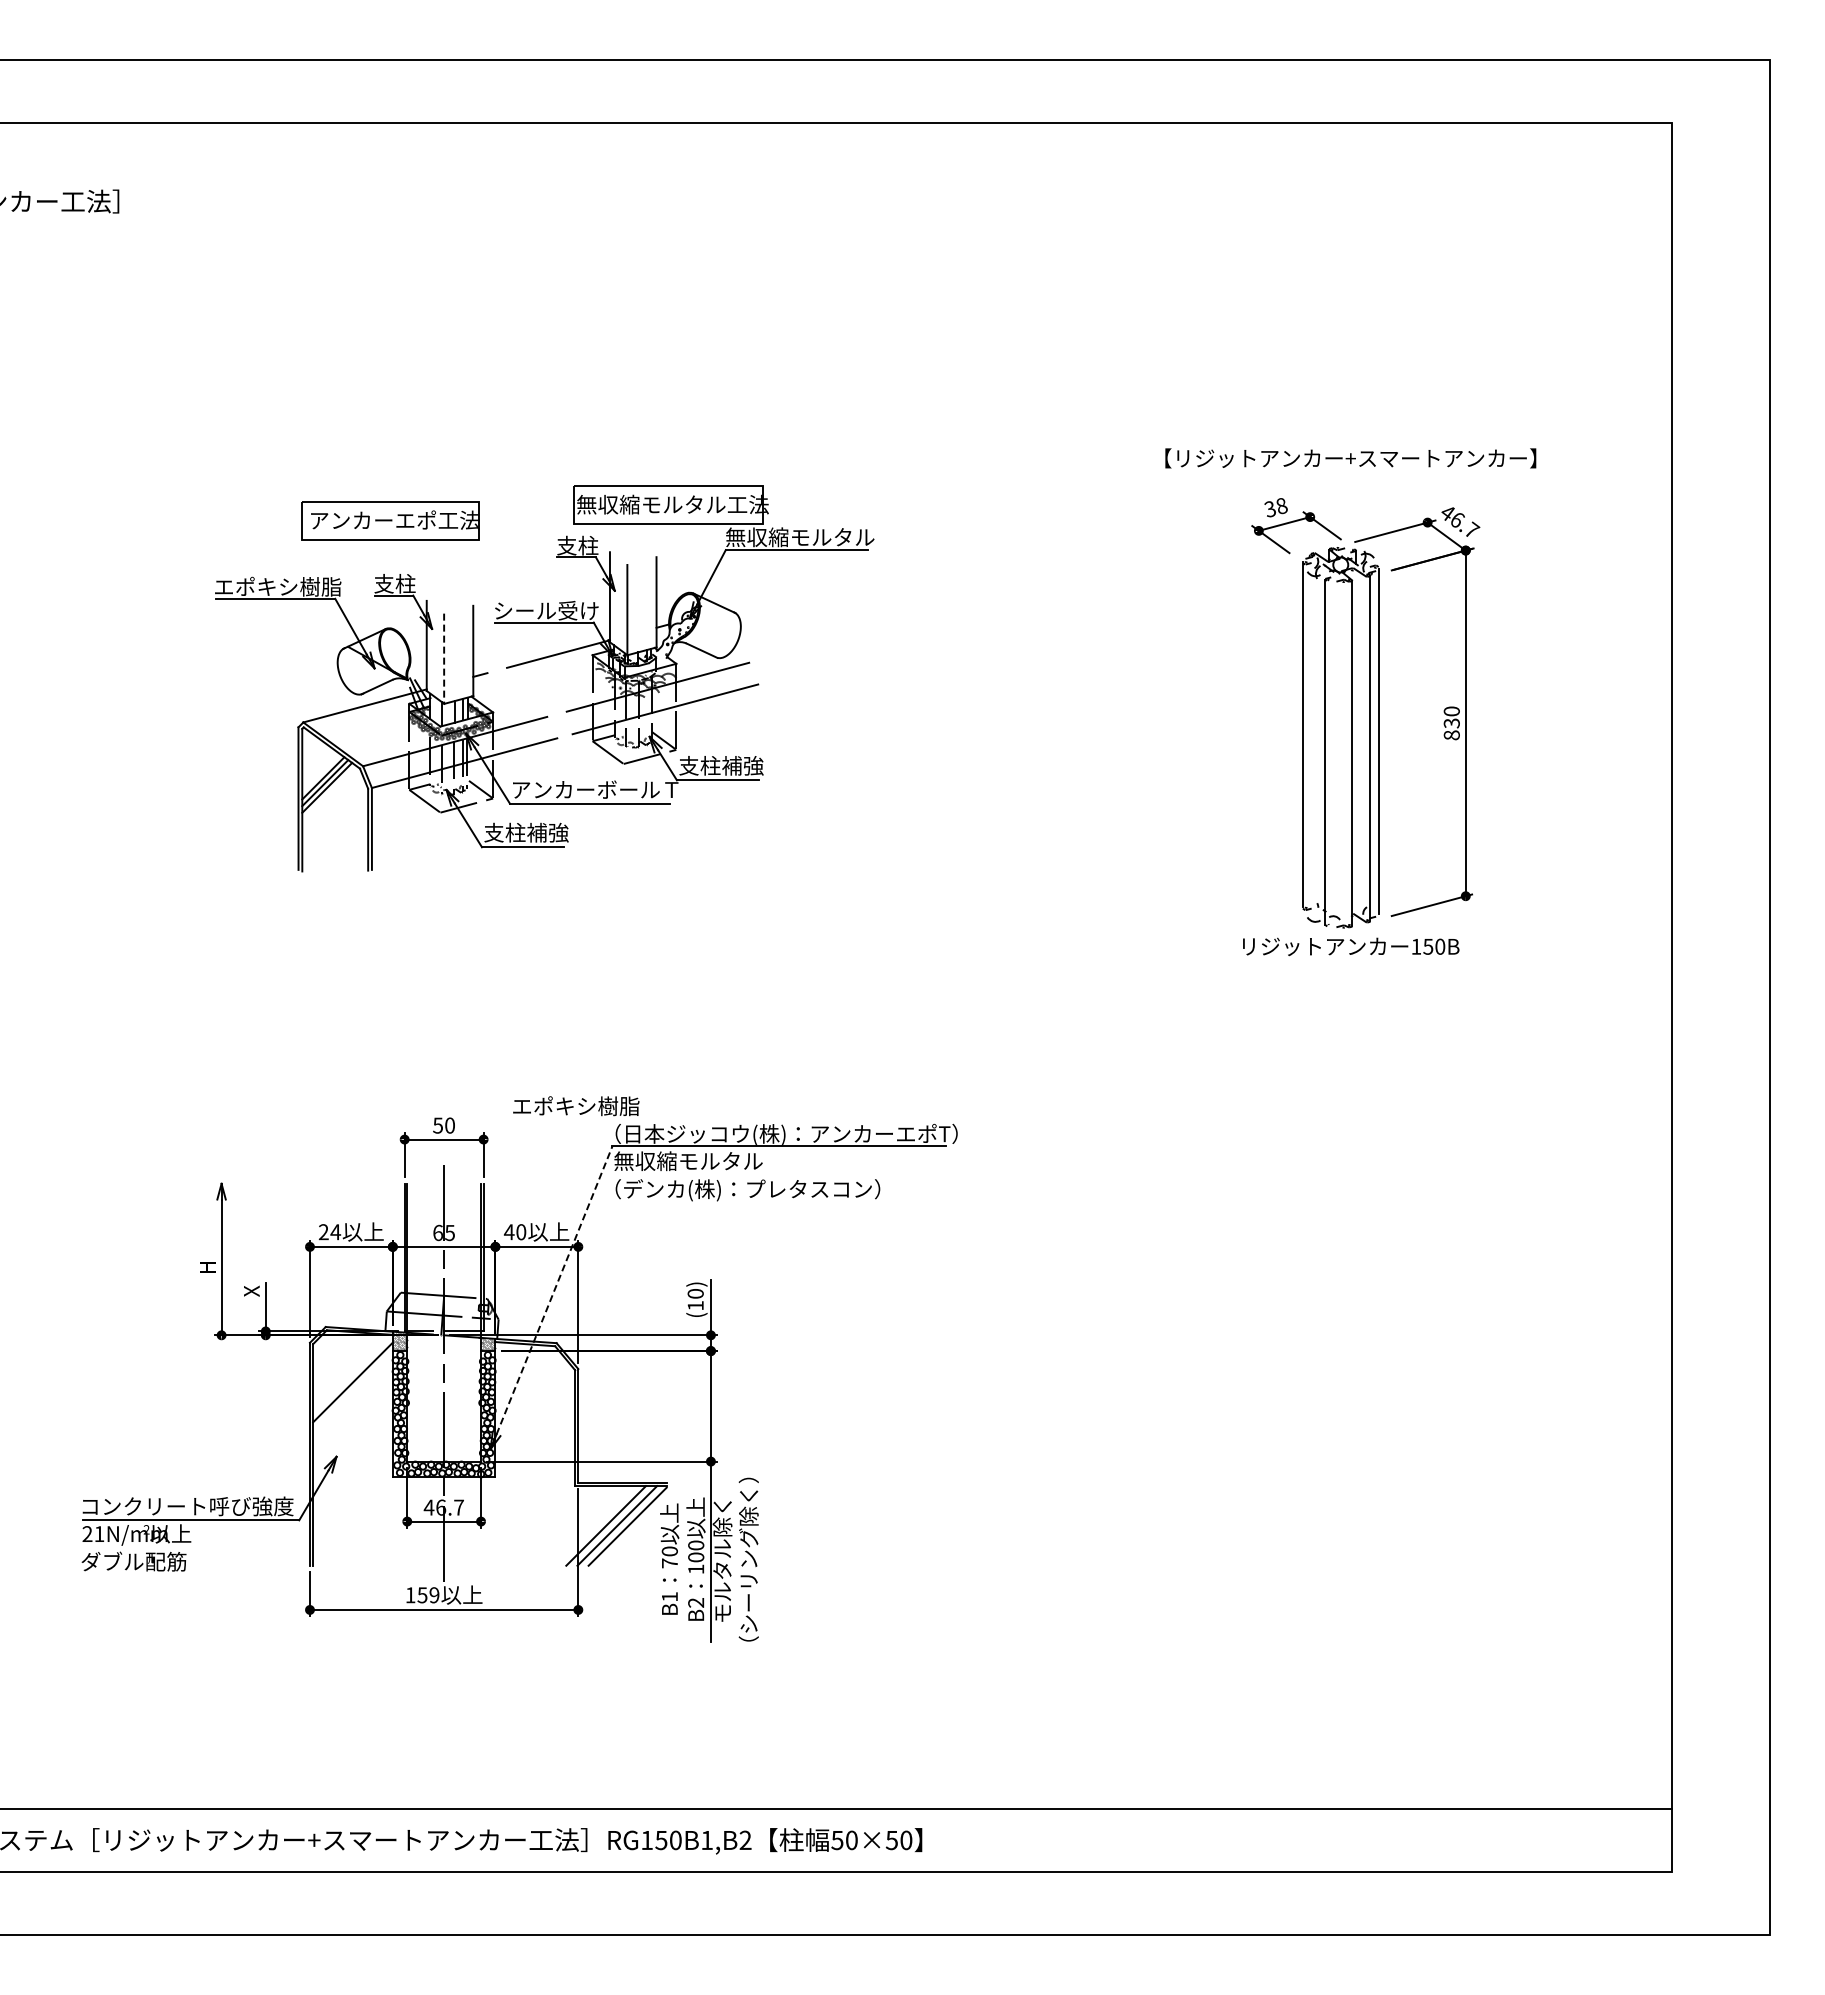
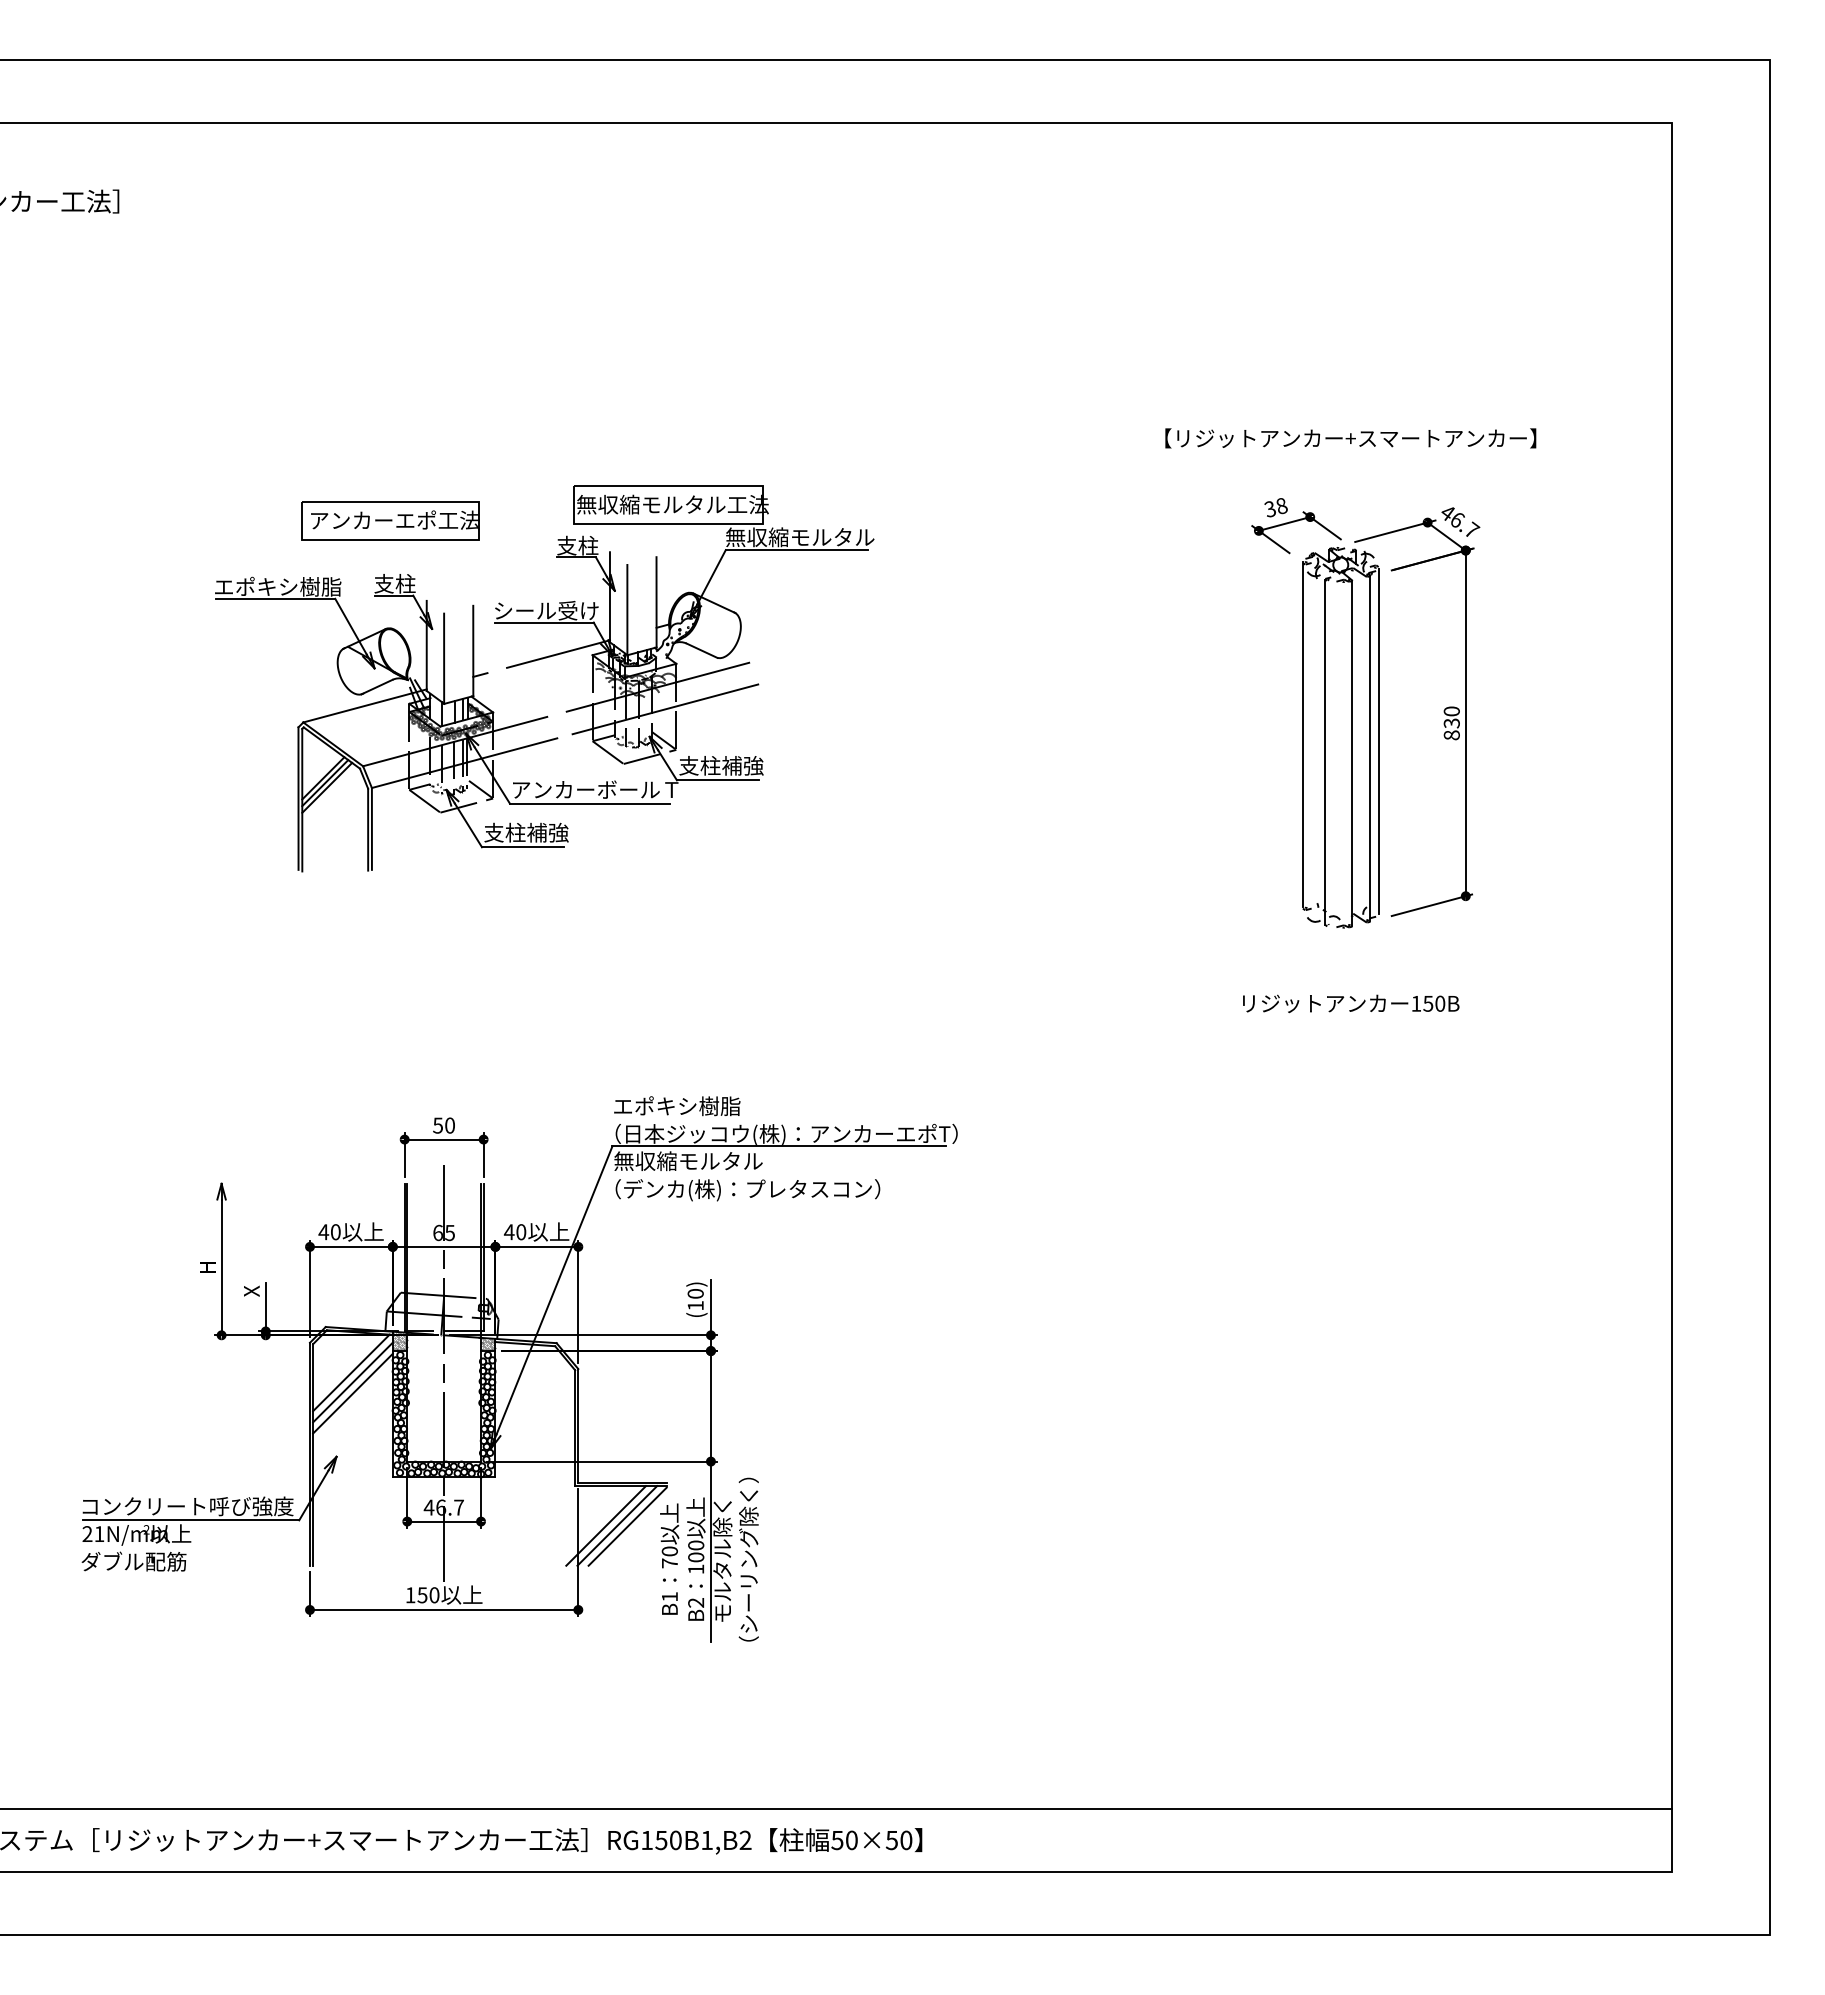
text position: (1350, 458) -> (1350, 438) (1350, 438)
line: dashed -> solid (444, 659)
text position: (1351, 946) -> (1351, 1003) (1351, 1003)
text position: (576, 1106) -> (677, 1106) (677, 1106)
text: 24 -> 40 (329, 1232)
line: dashed -> solid (554, 1289)
line: none -> present (351, 1372)
line: none -> present (352, 1393)
text: 159 -> 150 (434, 1595)
